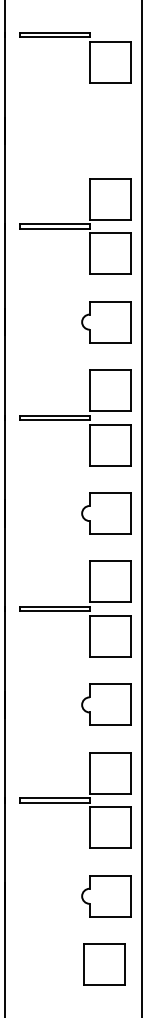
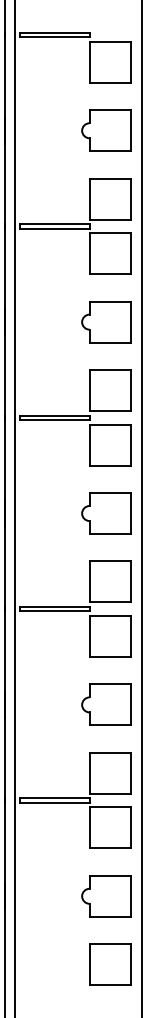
part: none -> present (106, 130)
line: none -> present (15, 508)
part position: (104, 964) -> (110, 964) (110, 964)
